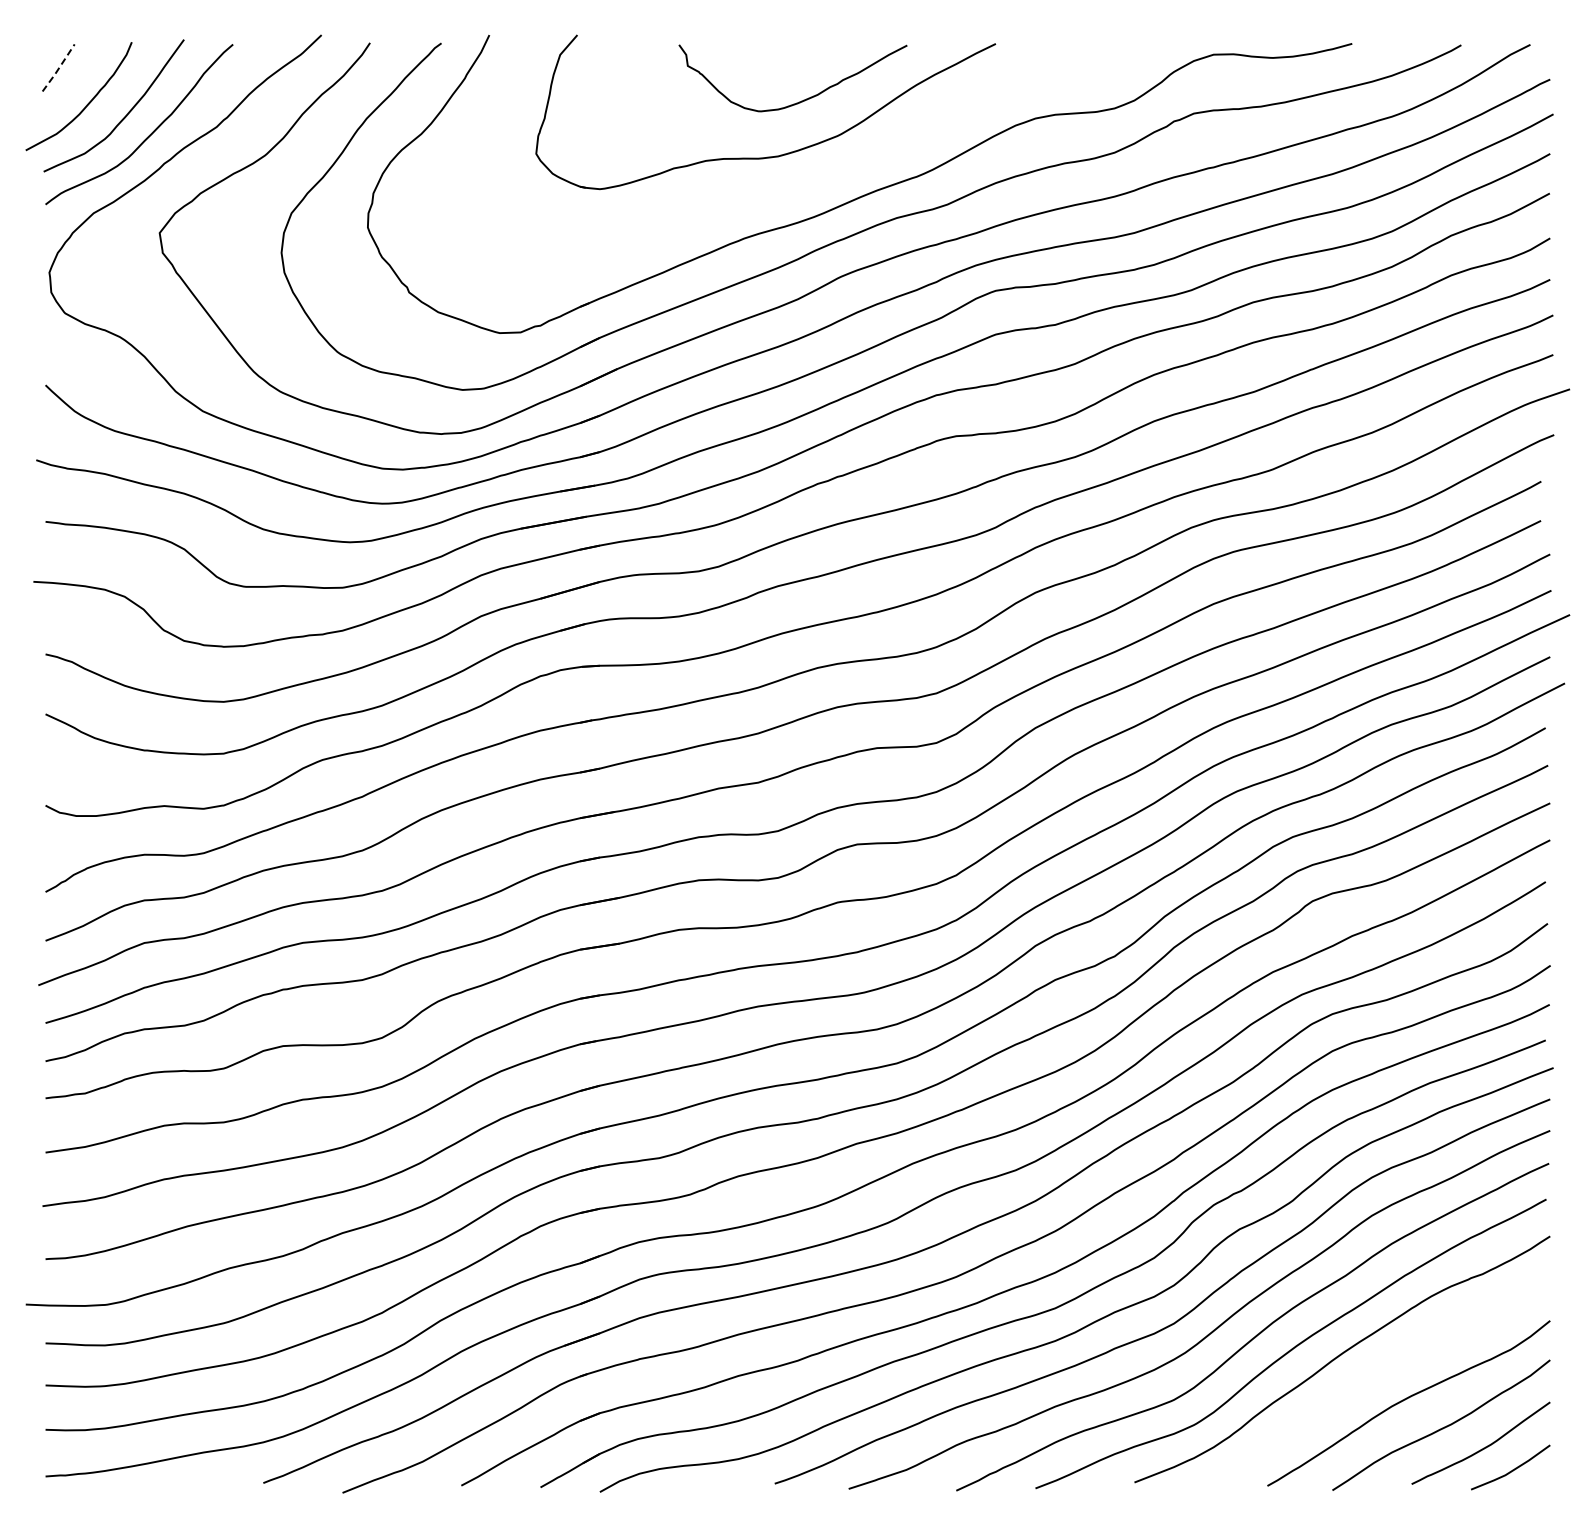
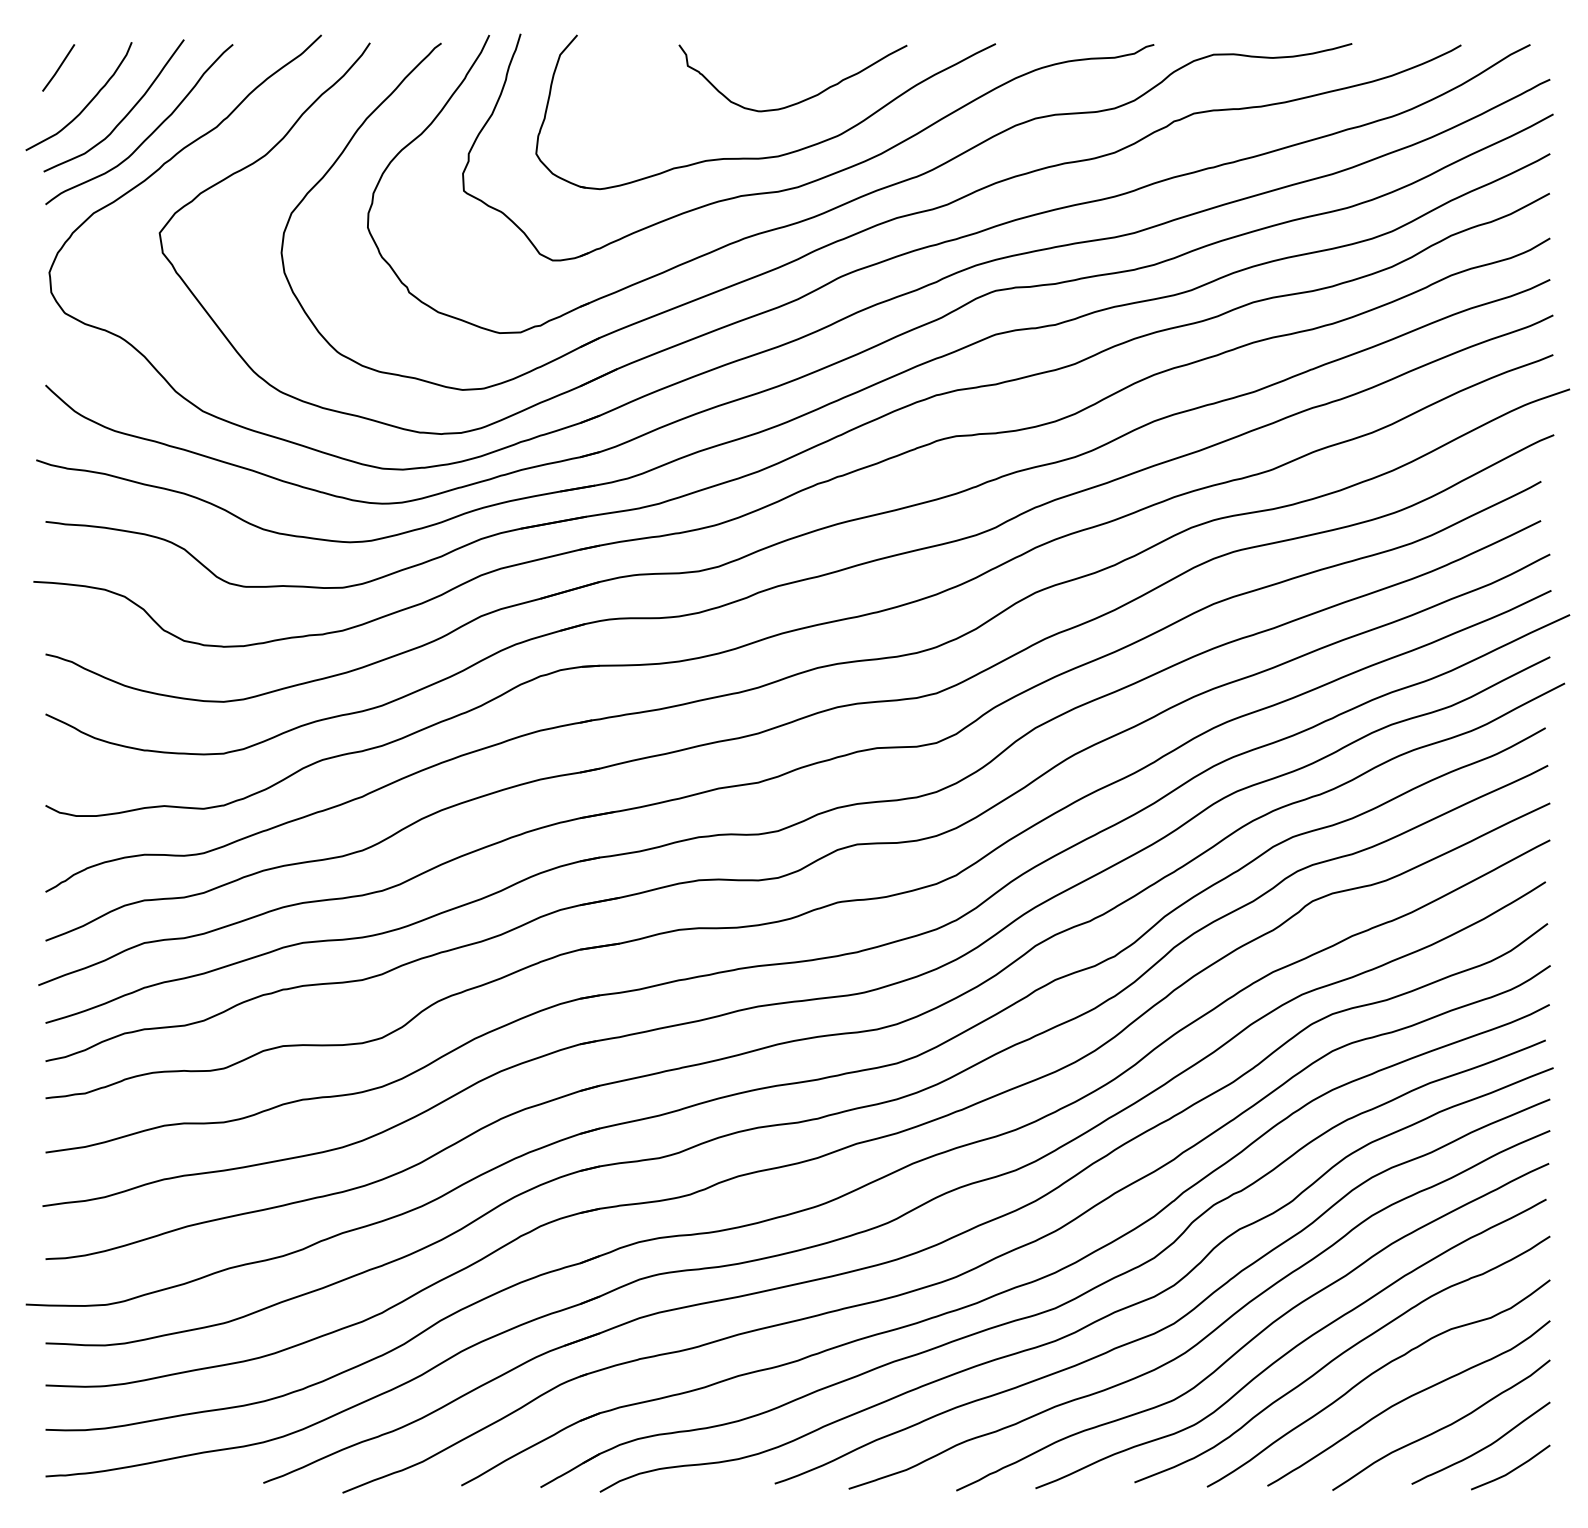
line: dashed -> solid (59, 68)
part: none -> present (818, 178)
curve: none -> present (1371, 1375)
